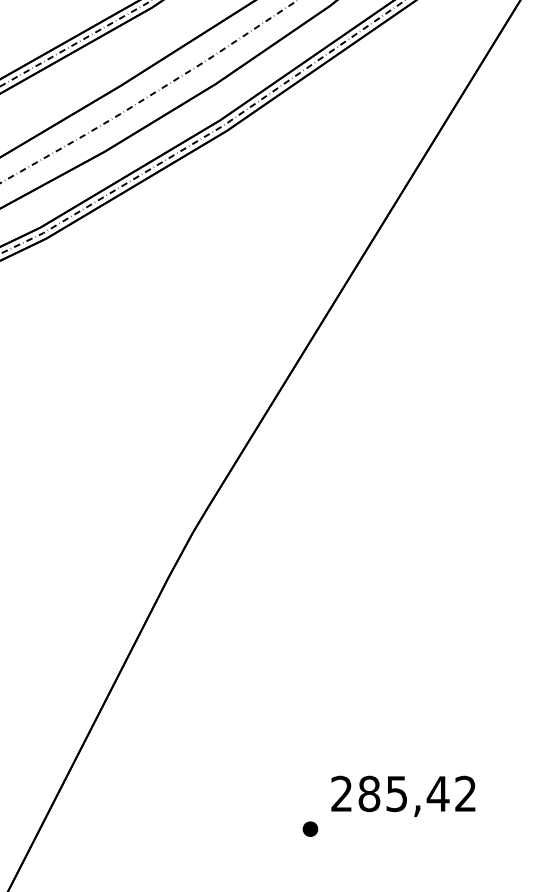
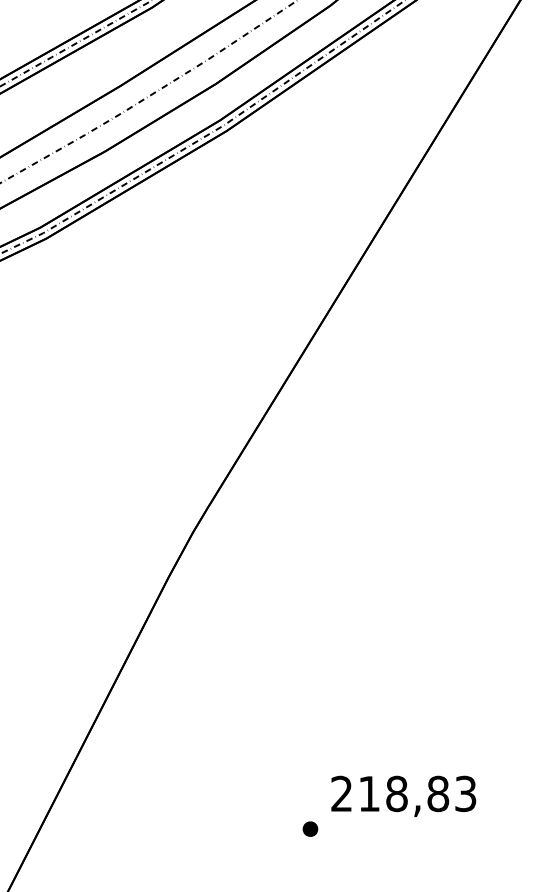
text: 285,42 -> 218,83 (417, 793)
